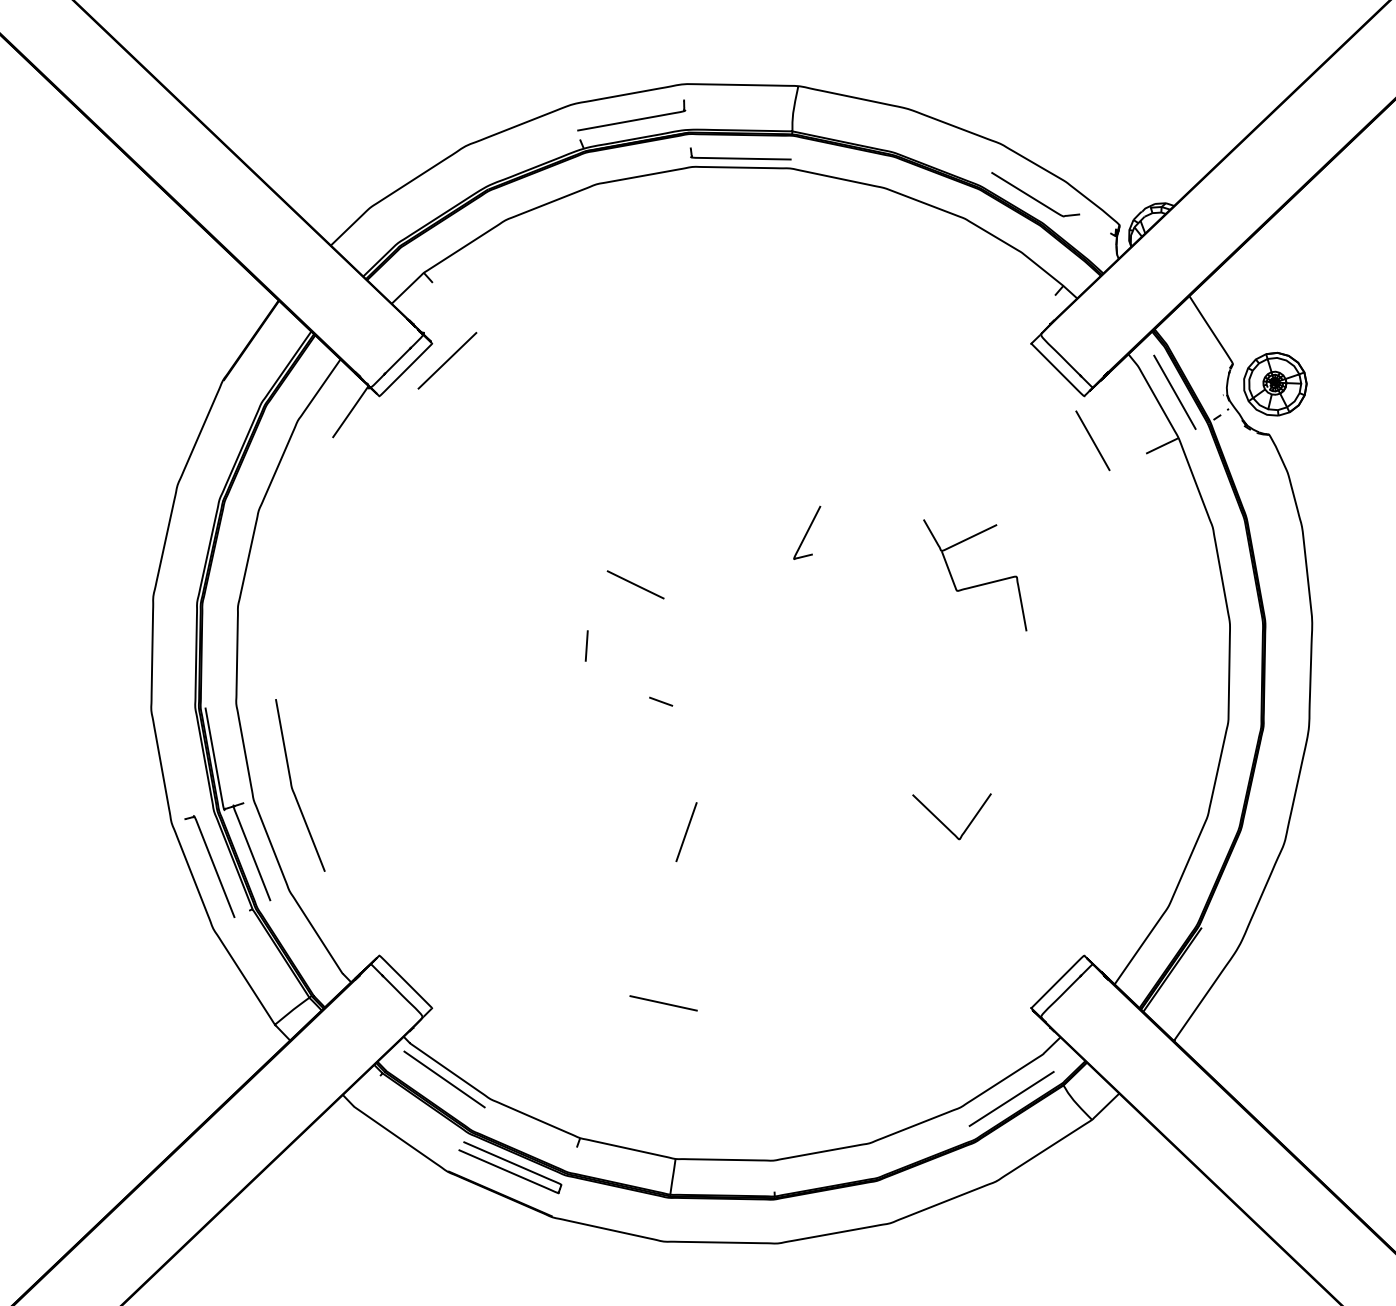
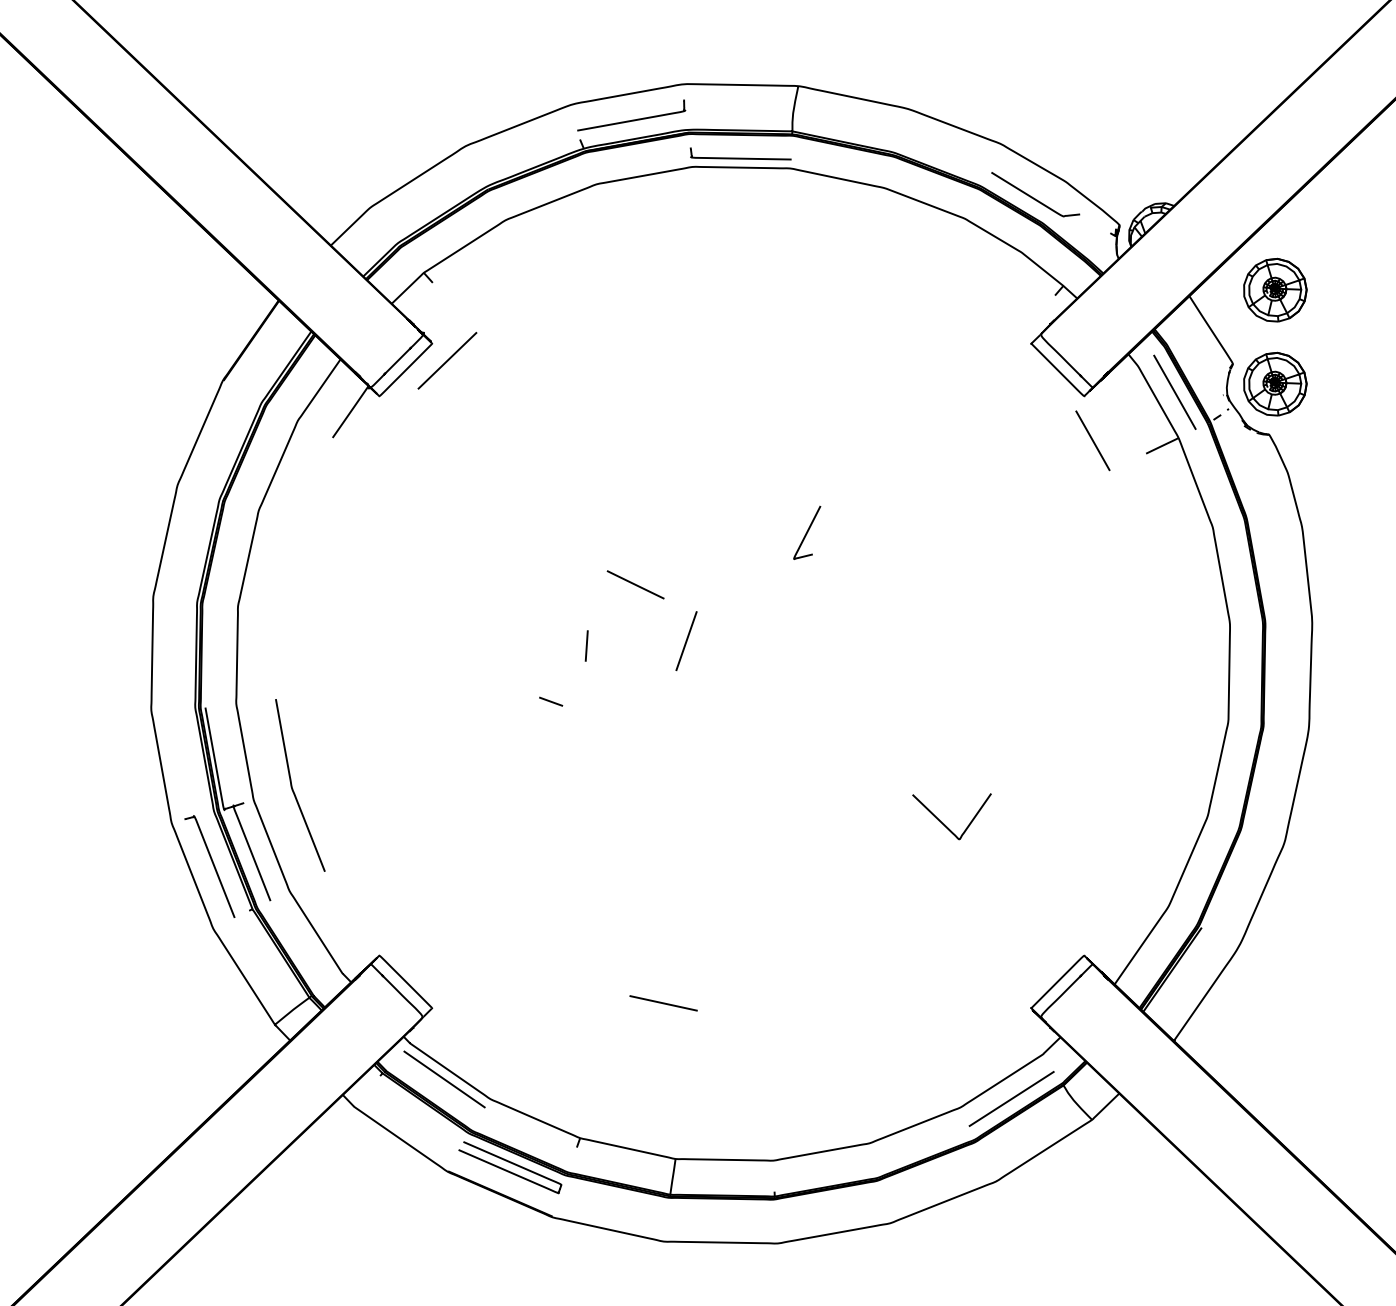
part: none -> present (1275, 289)
part: present -> none (978, 584)
line position: (661, 701) -> (551, 701) (551, 701)
line position: (686, 832) -> (686, 641) (686, 641)
